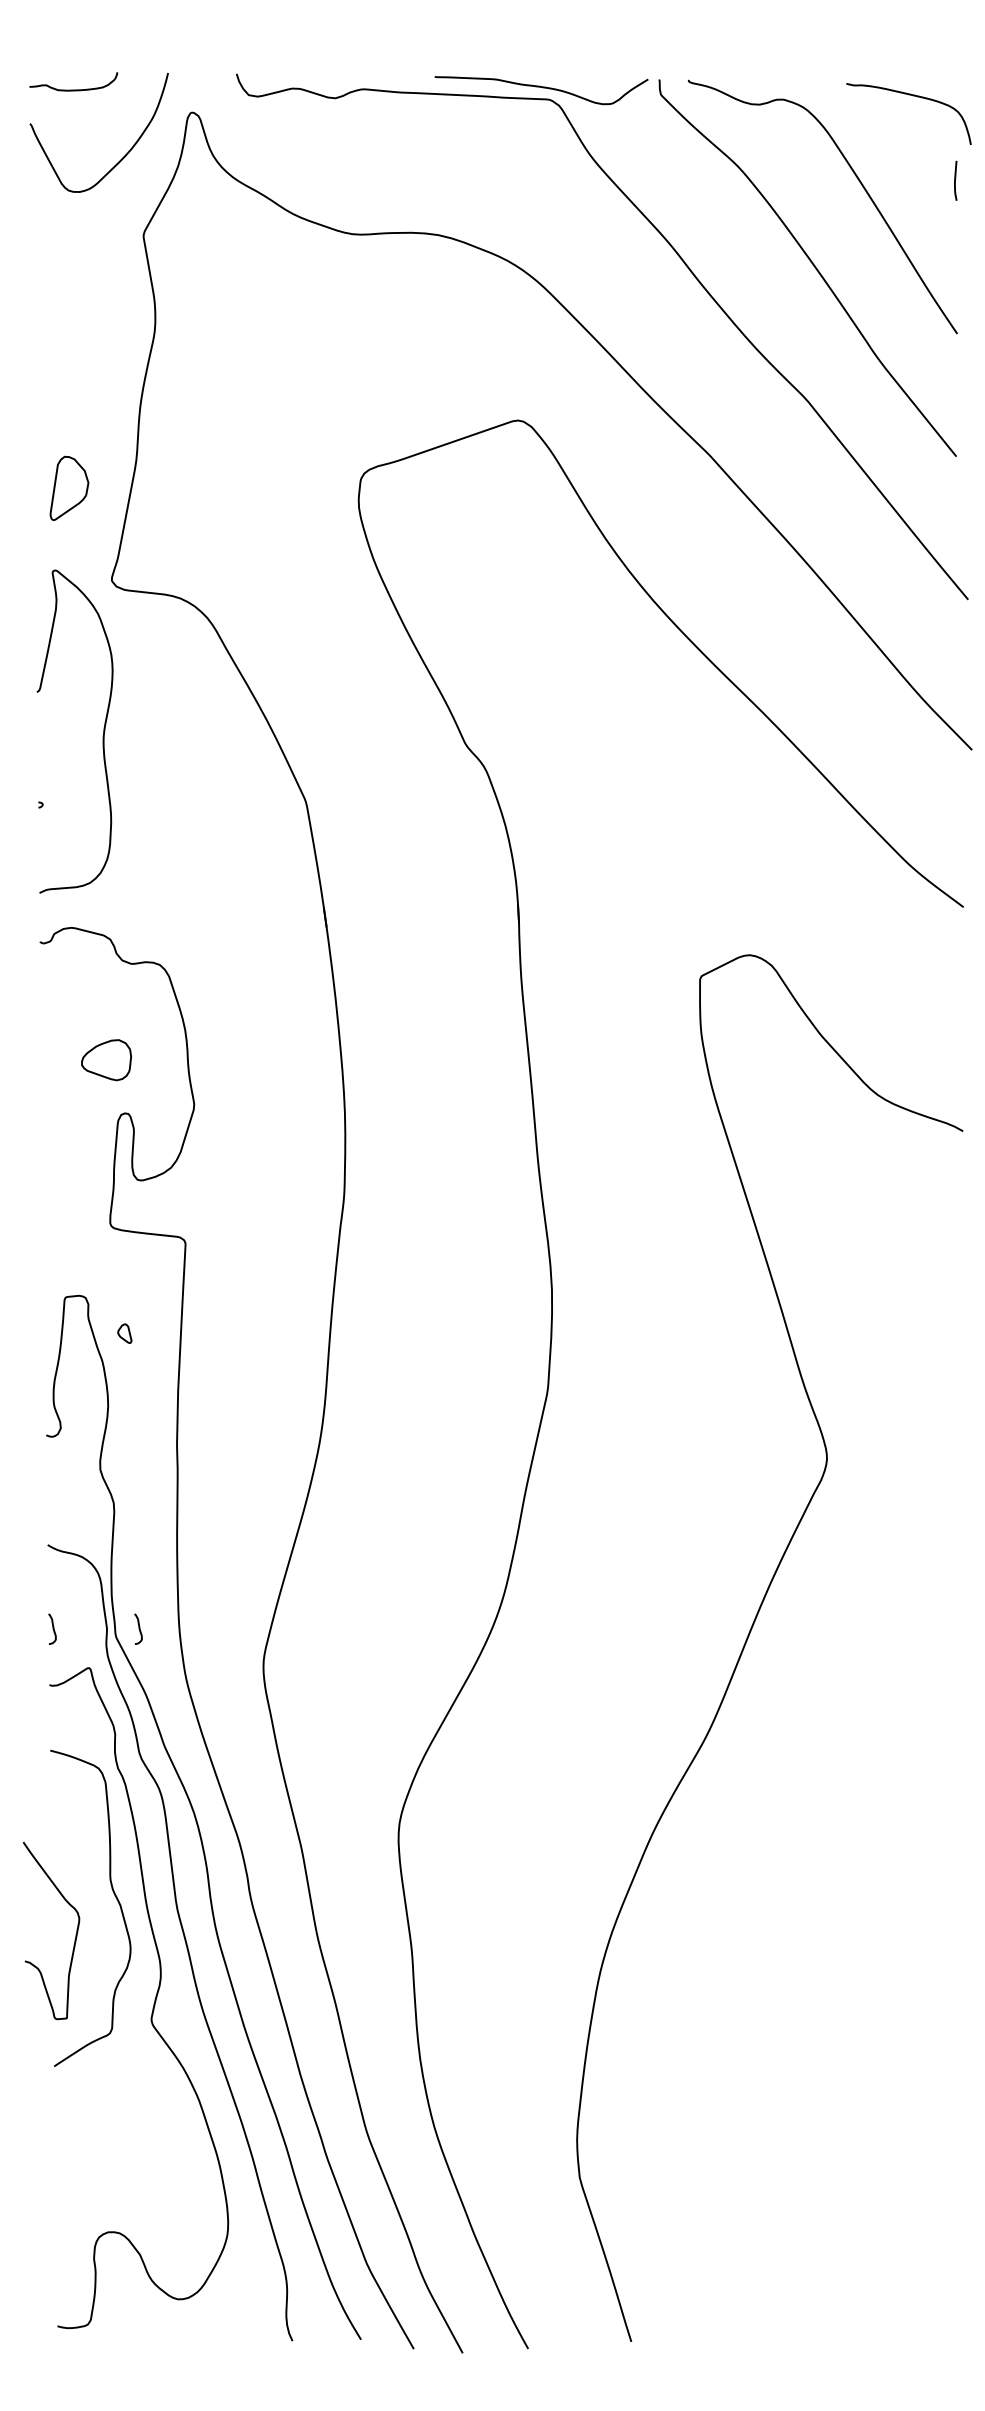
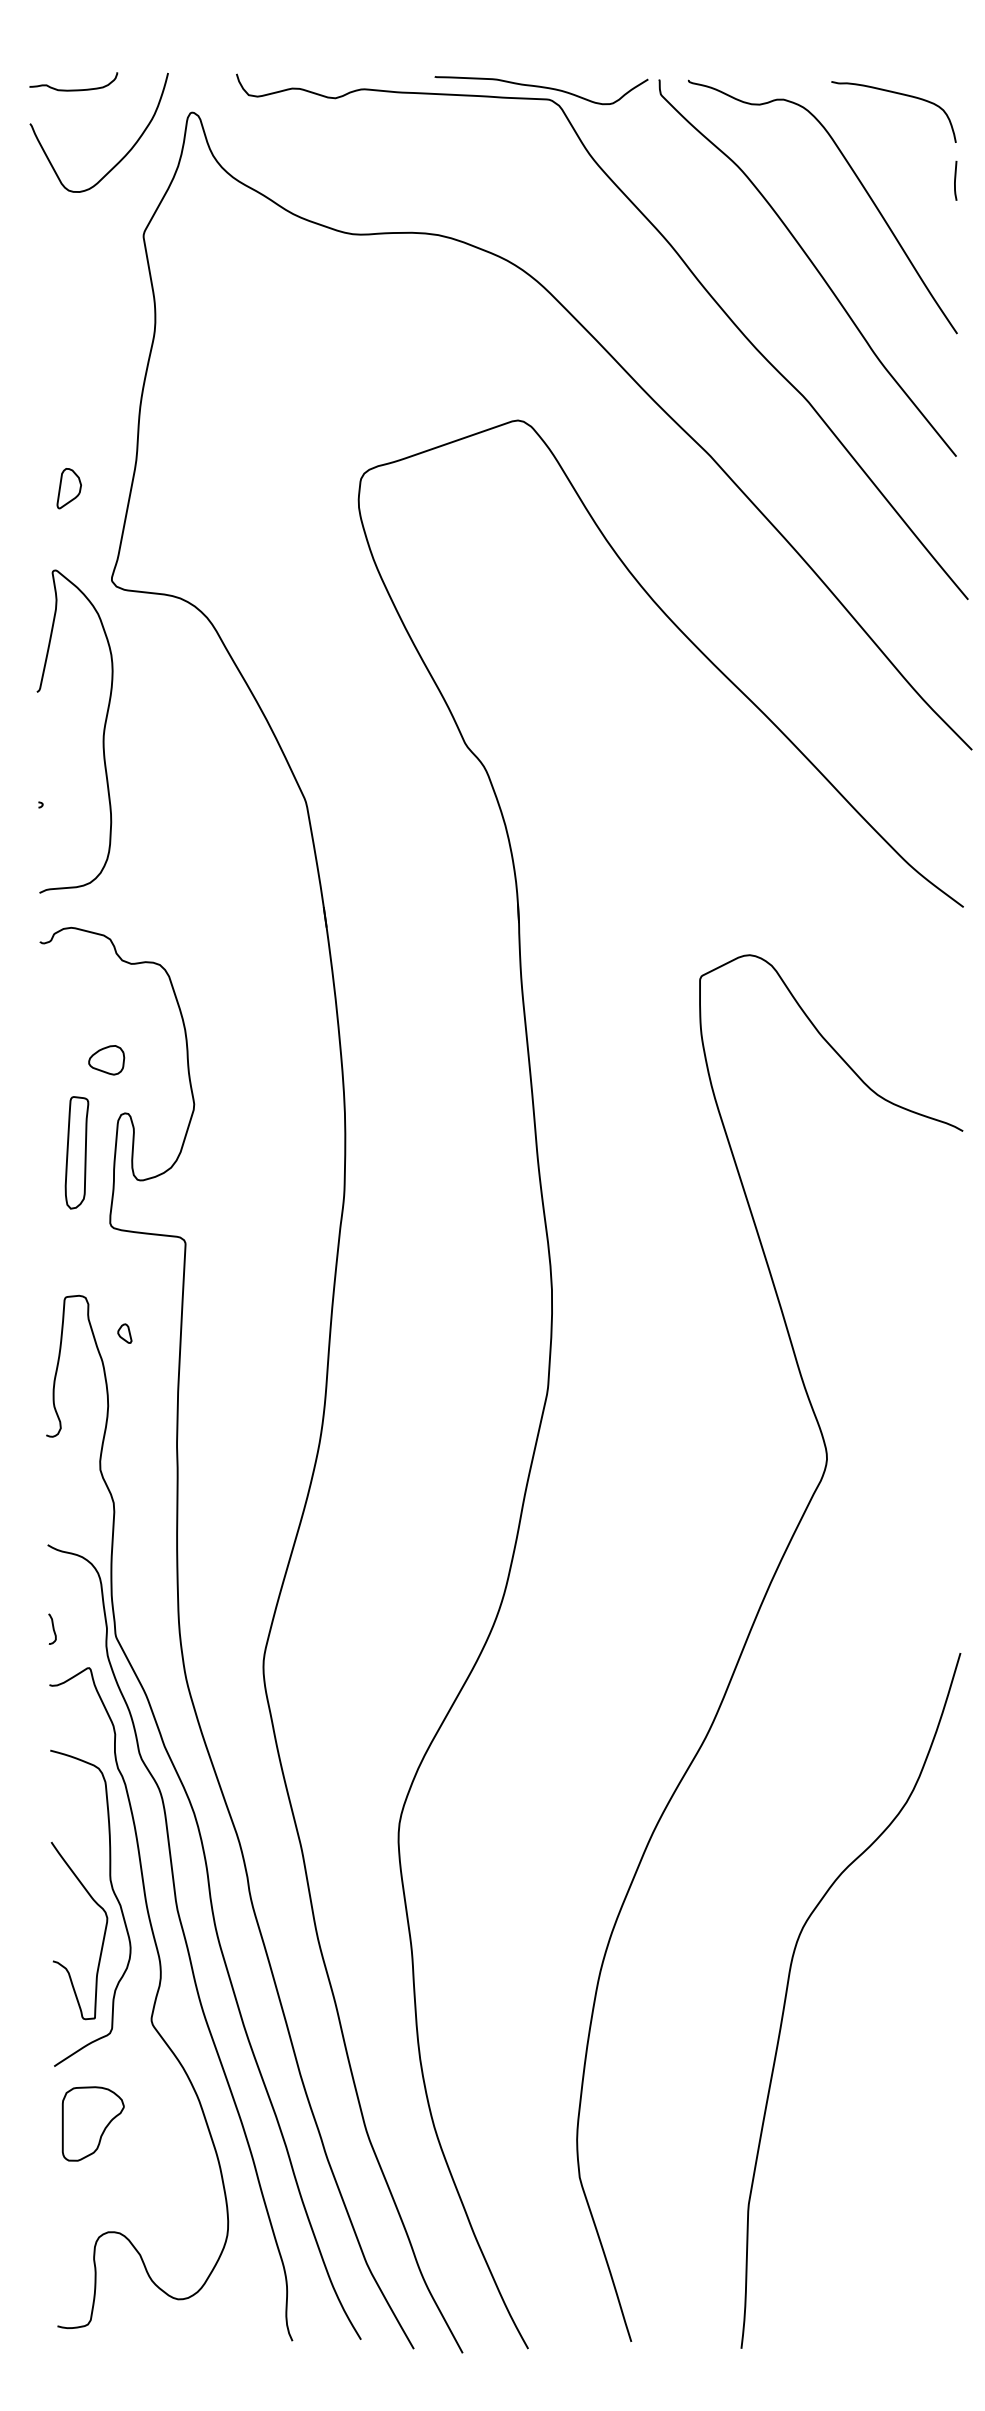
curve position: (913, 96) -> (898, 94) (898, 94)
part size: 41x66 px -> 26x42 px (68, 488)
part size: 51x43 px -> 38x31 px (106, 1060)
part: none -> present (76, 1152)
curve: present -> none (138, 1628)
curve position: (75, 1934) -> (103, 1934) (103, 1934)
curve: none -> present (788, 1987)
part: none -> present (92, 2123)
